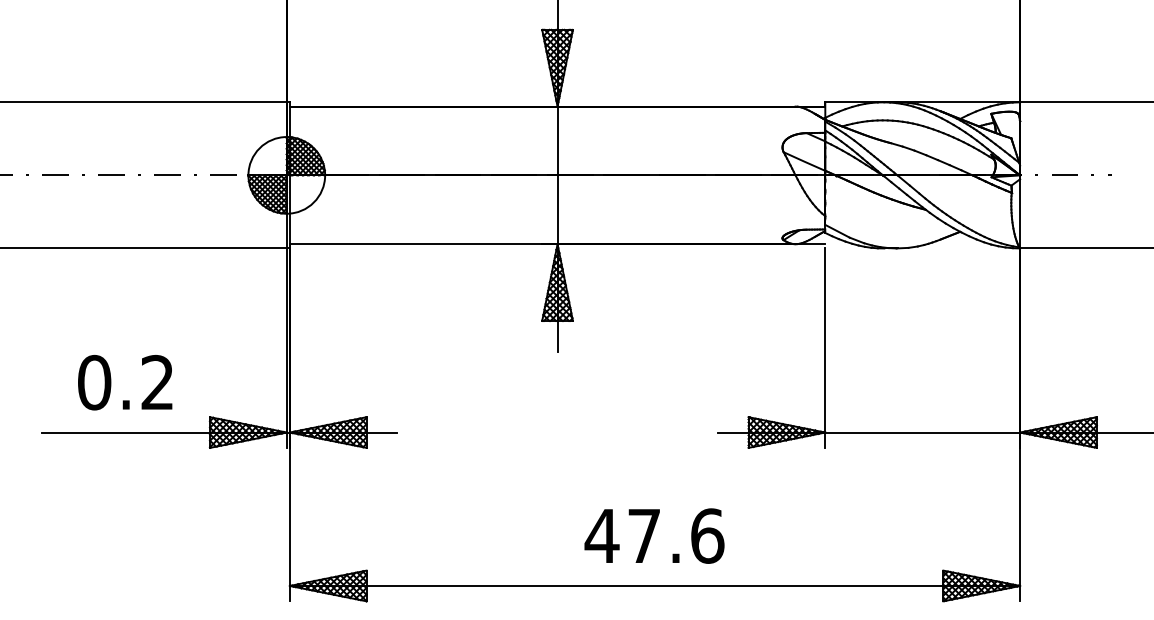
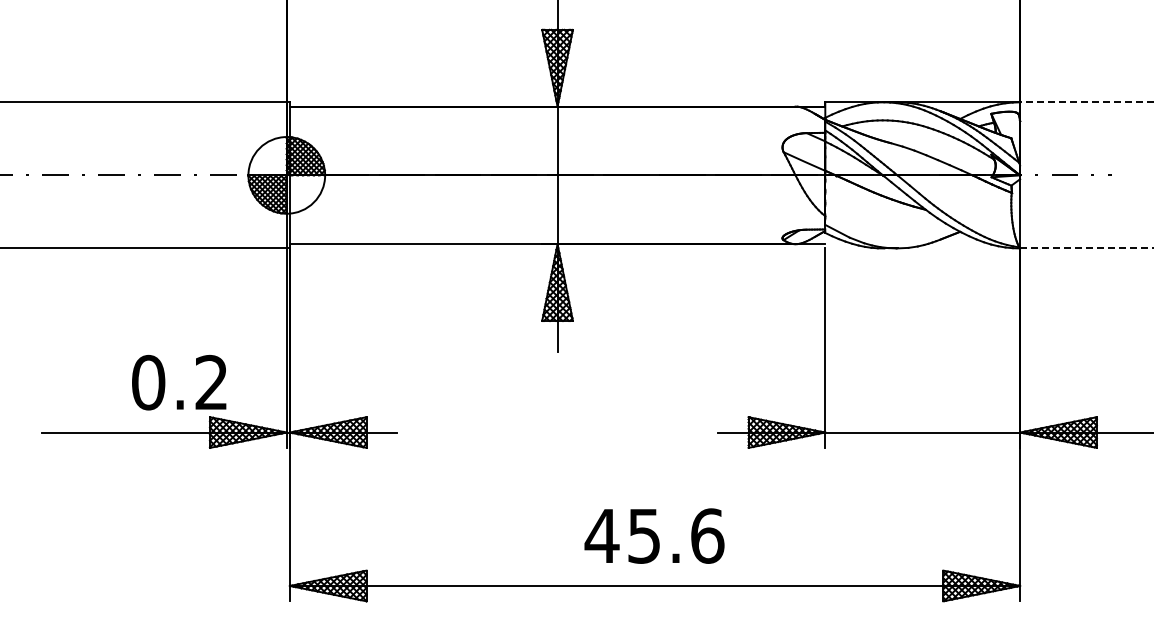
line: solid -> dashed (1086, 102)
line: solid -> dashed (1086, 248)
text position: (125, 382) -> (179, 382) (179, 382)
text: 47.6 -> 45.6 (643, 536)
